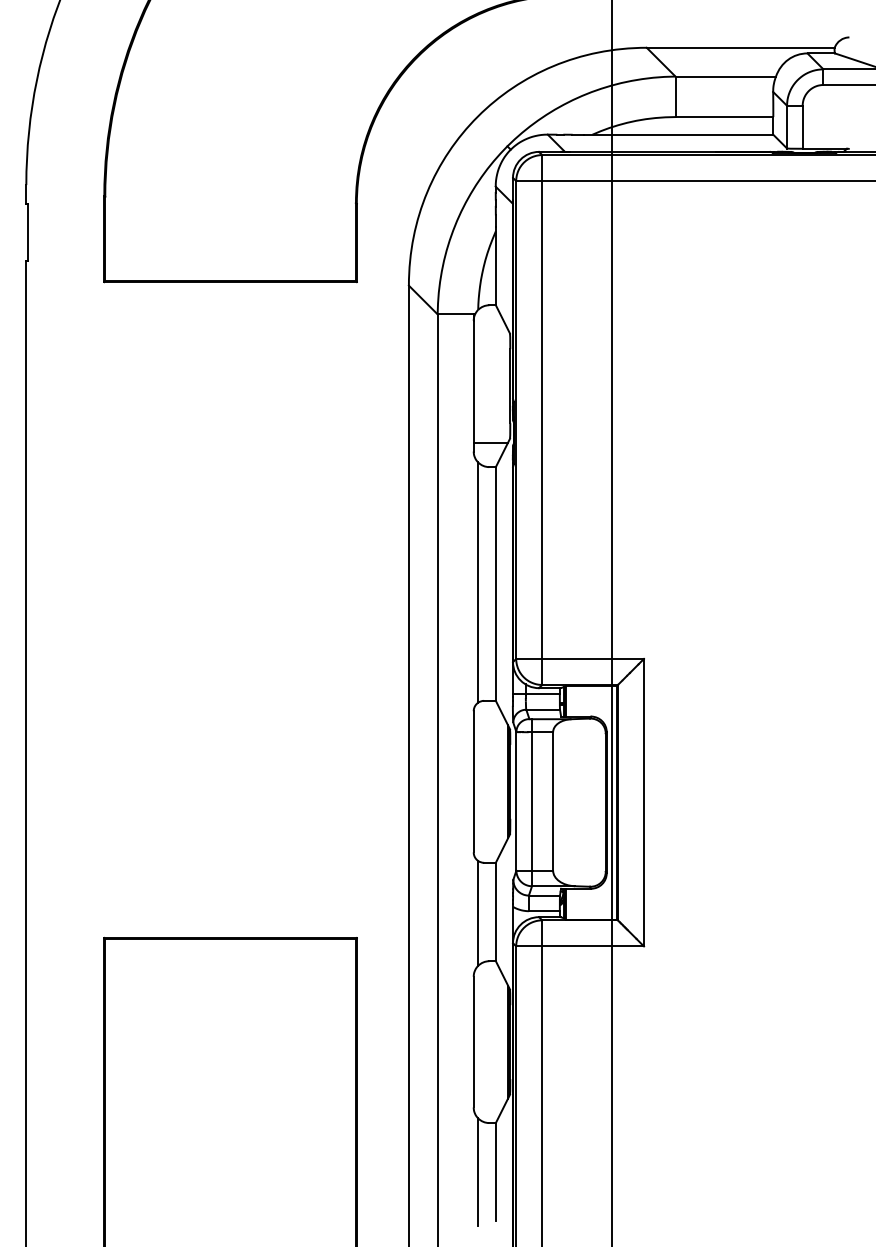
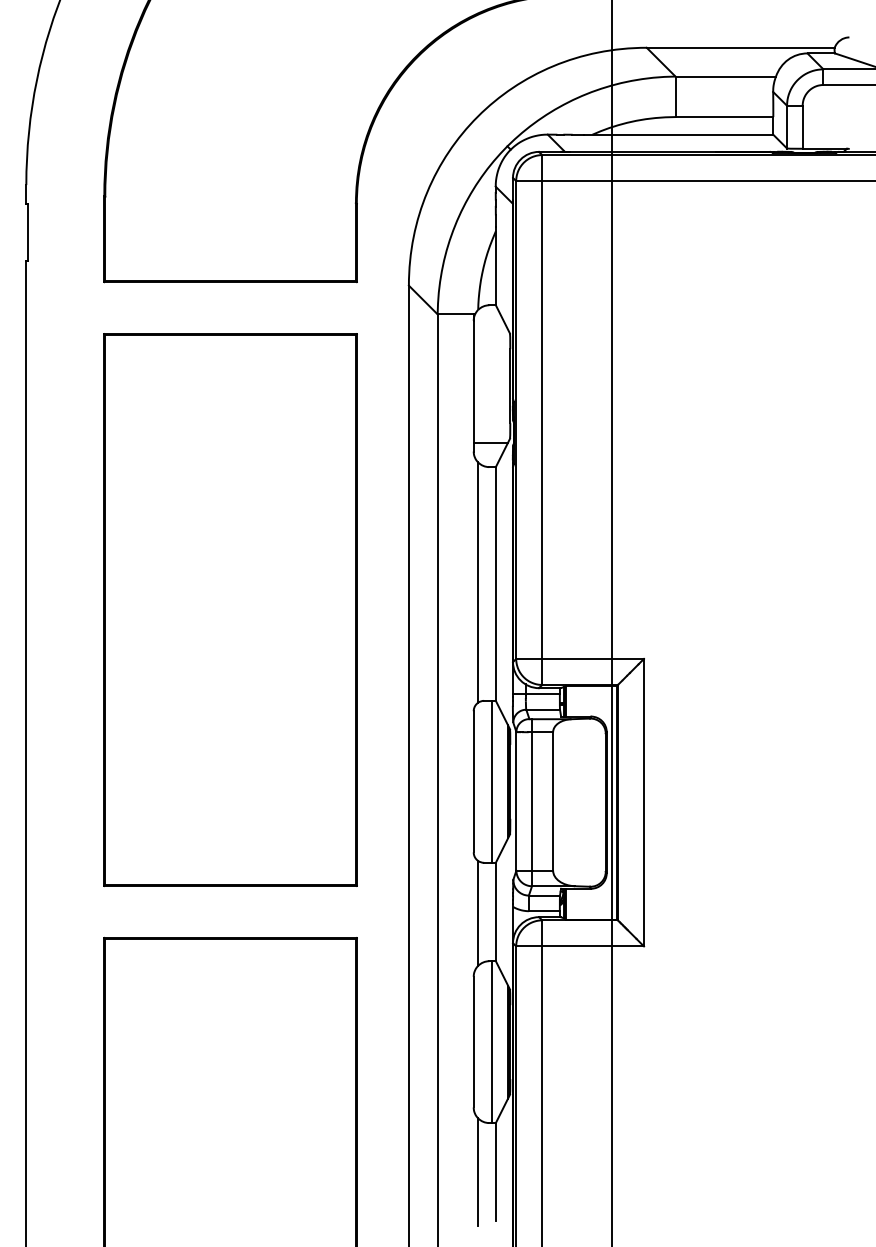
part: none -> present (230, 609)
line: none -> present (492, 781)
line: none -> present (492, 1042)
